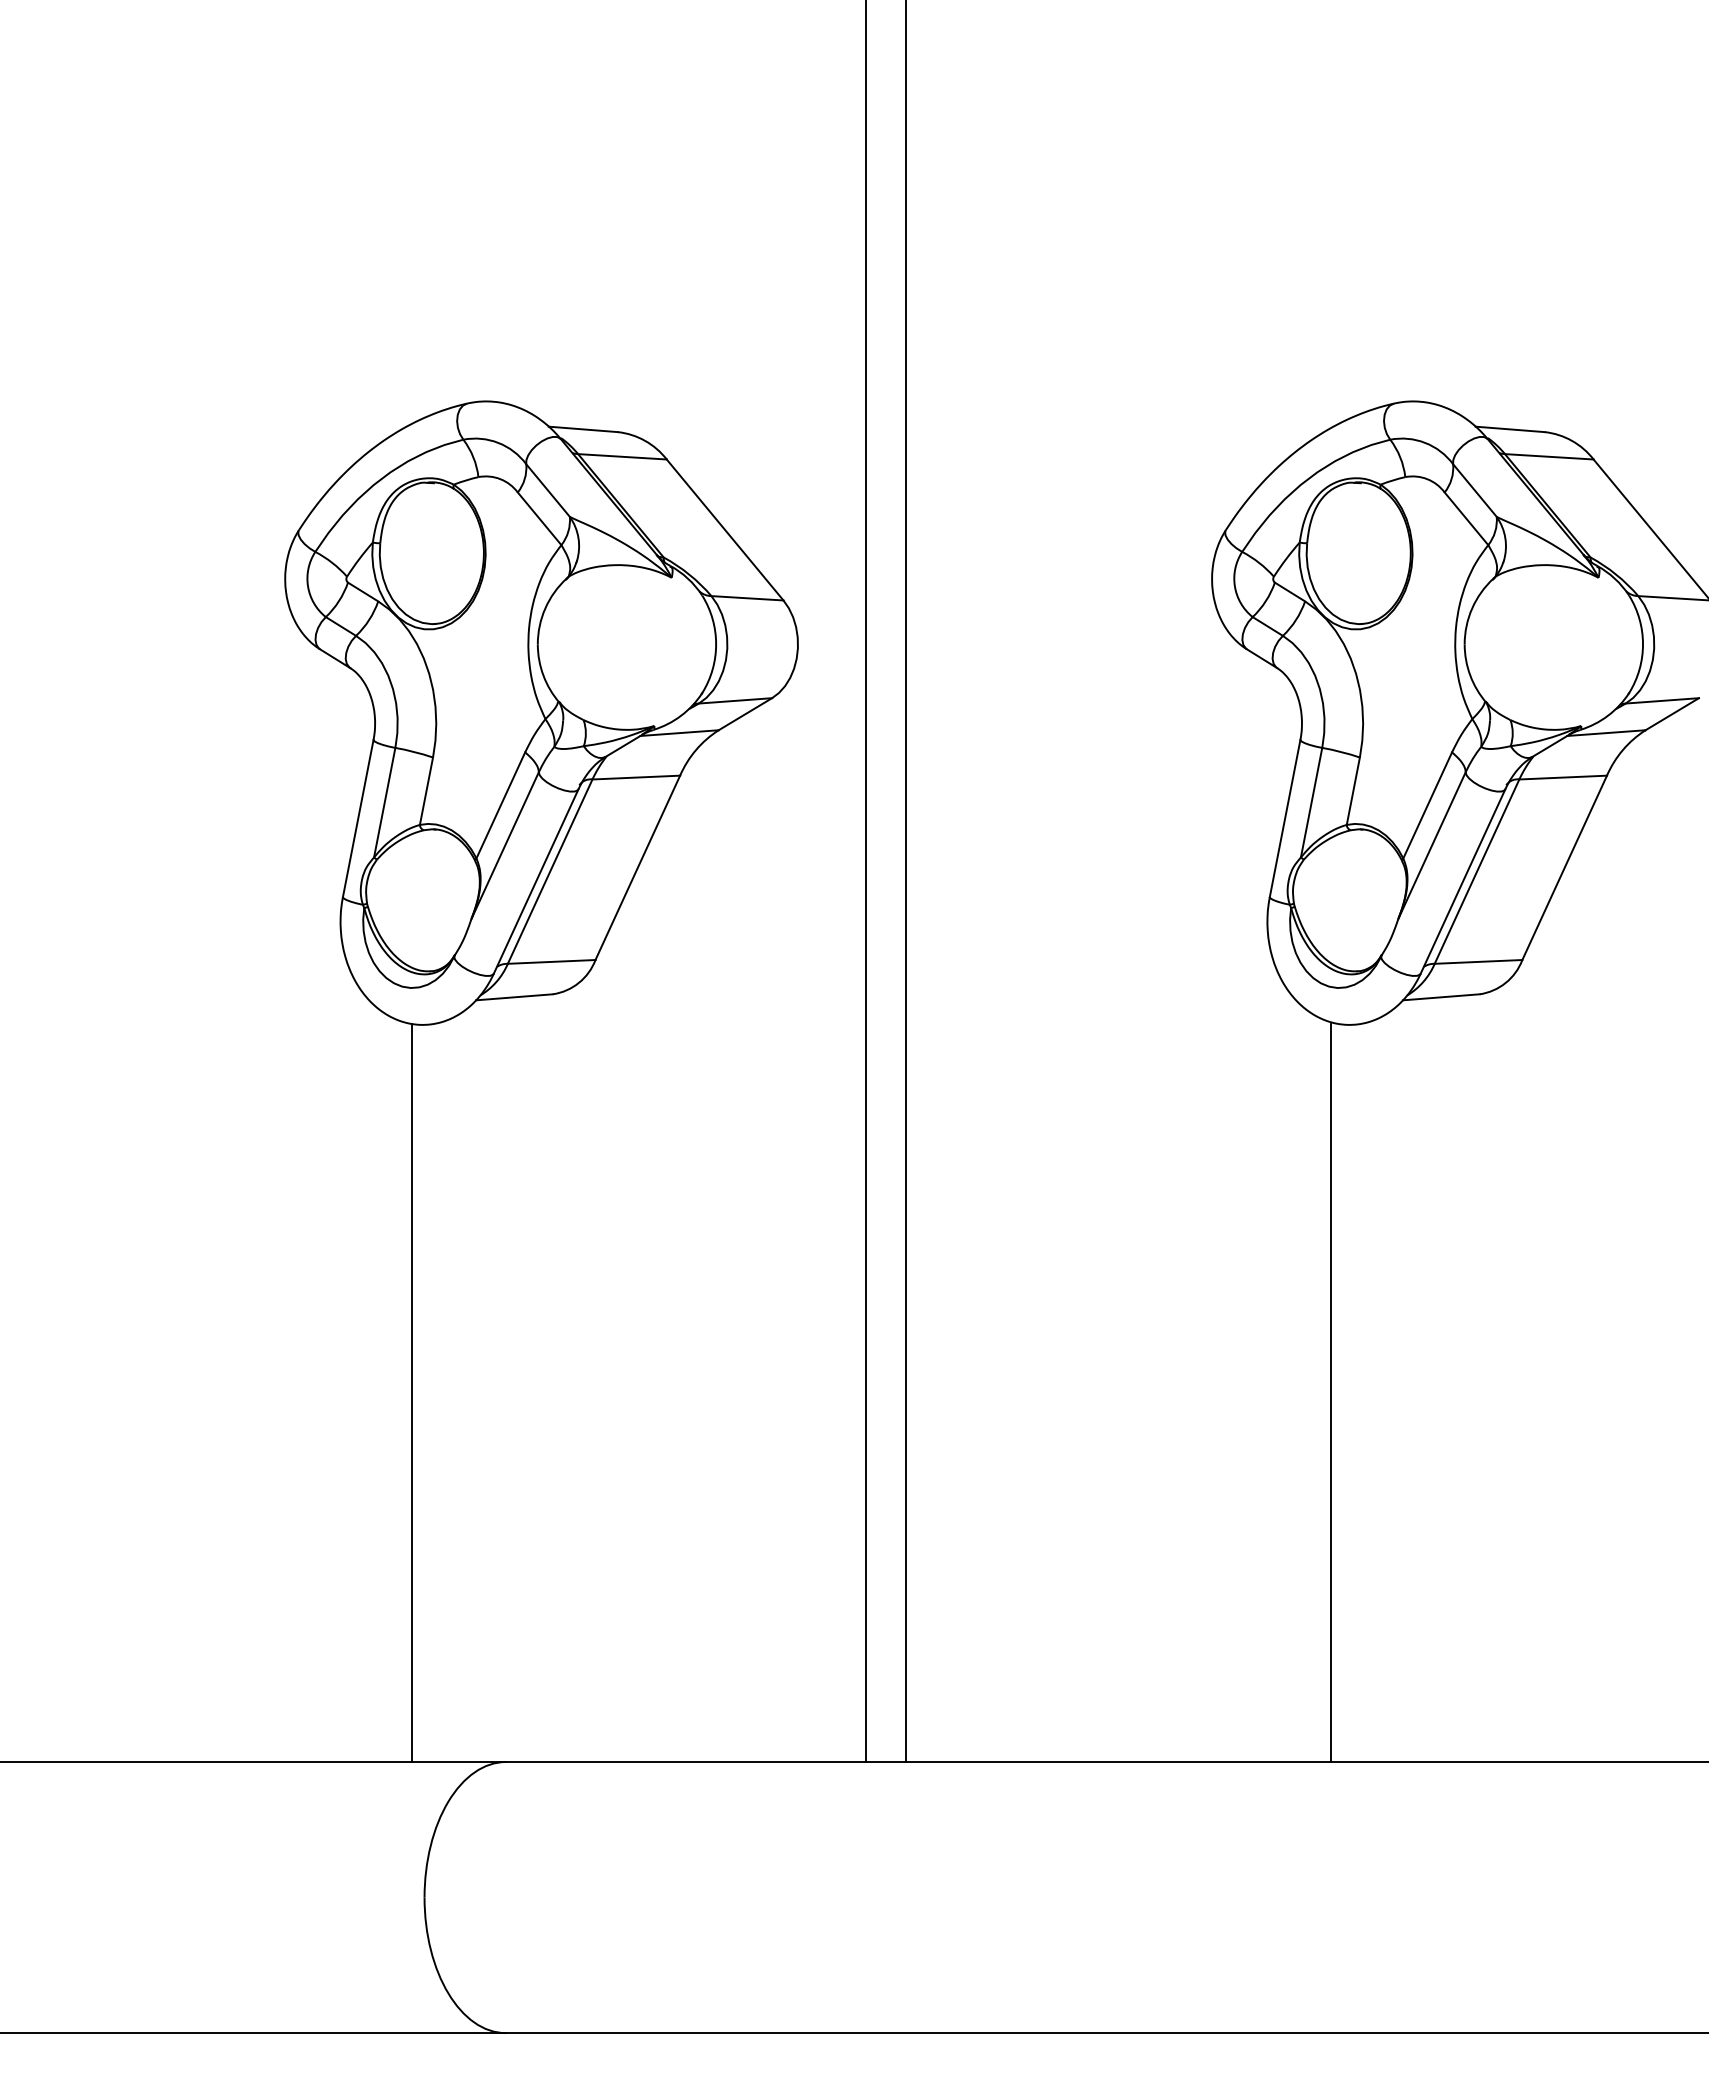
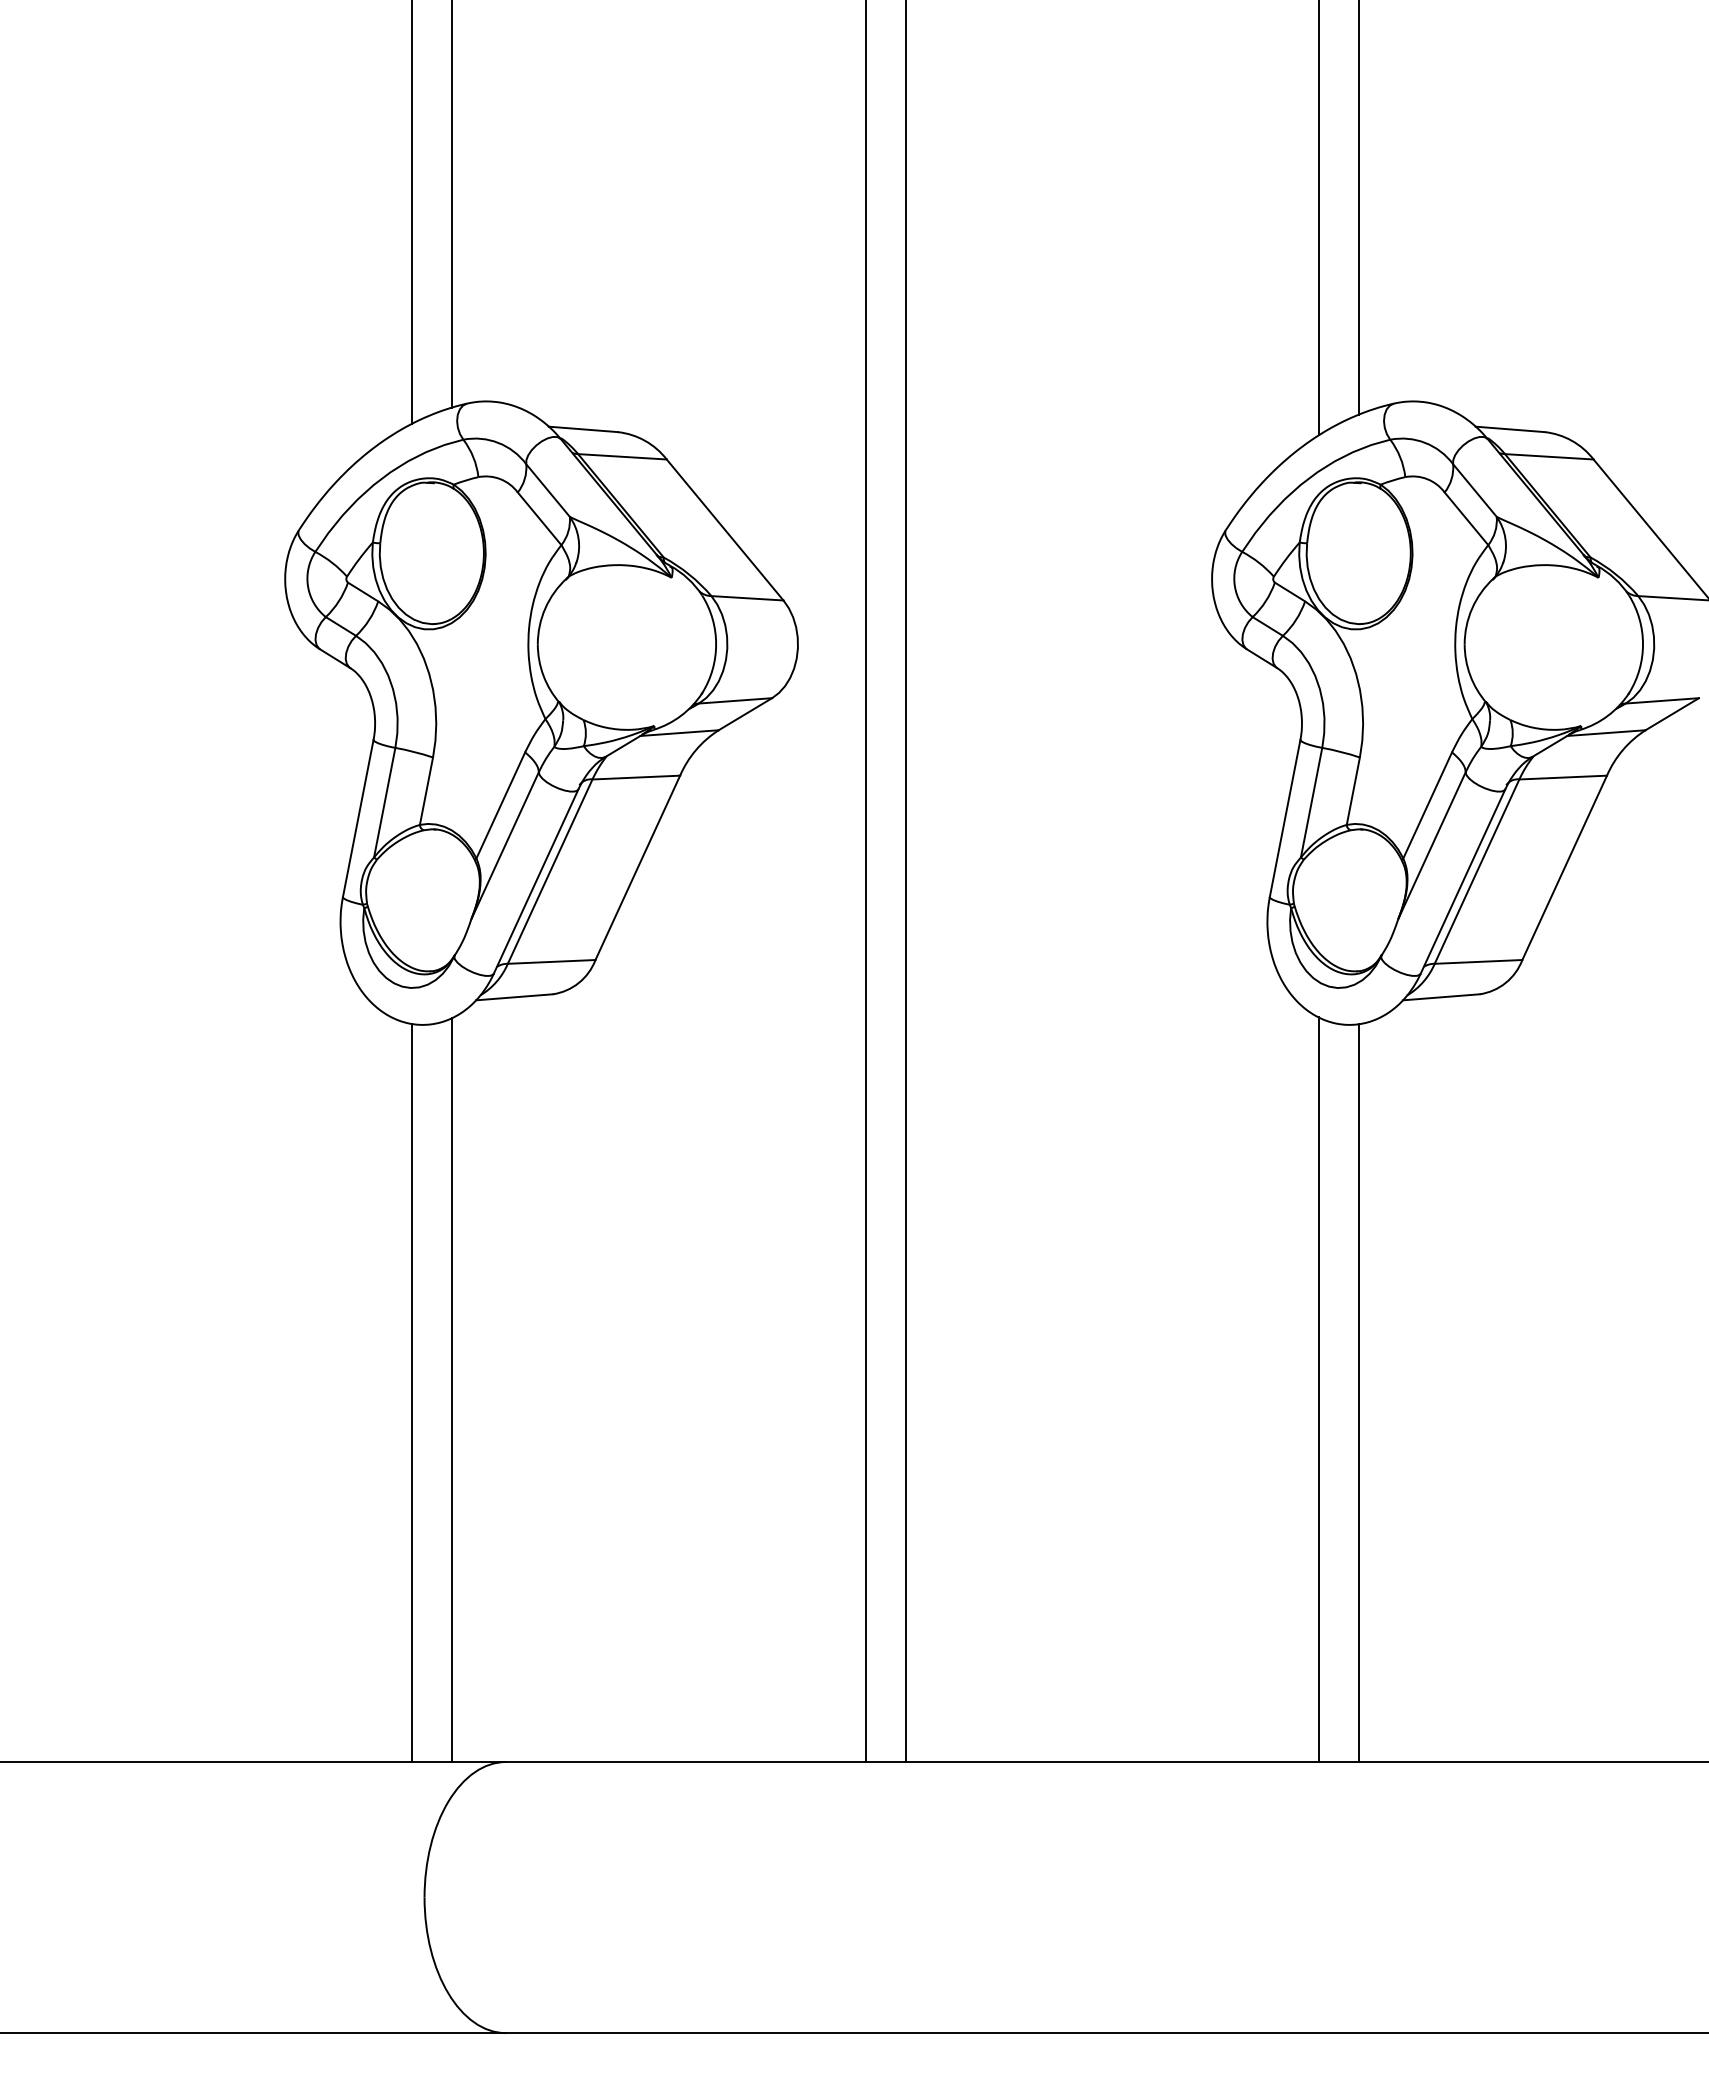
line: none -> present (452, 204)
line: none -> present (1359, 208)
line: none -> present (412, 212)
line: none -> present (1319, 218)
line: none -> present (452, 1389)
line: none -> present (1319, 1389)
line position: (1331, 1393) -> (1359, 1393) (1359, 1393)
